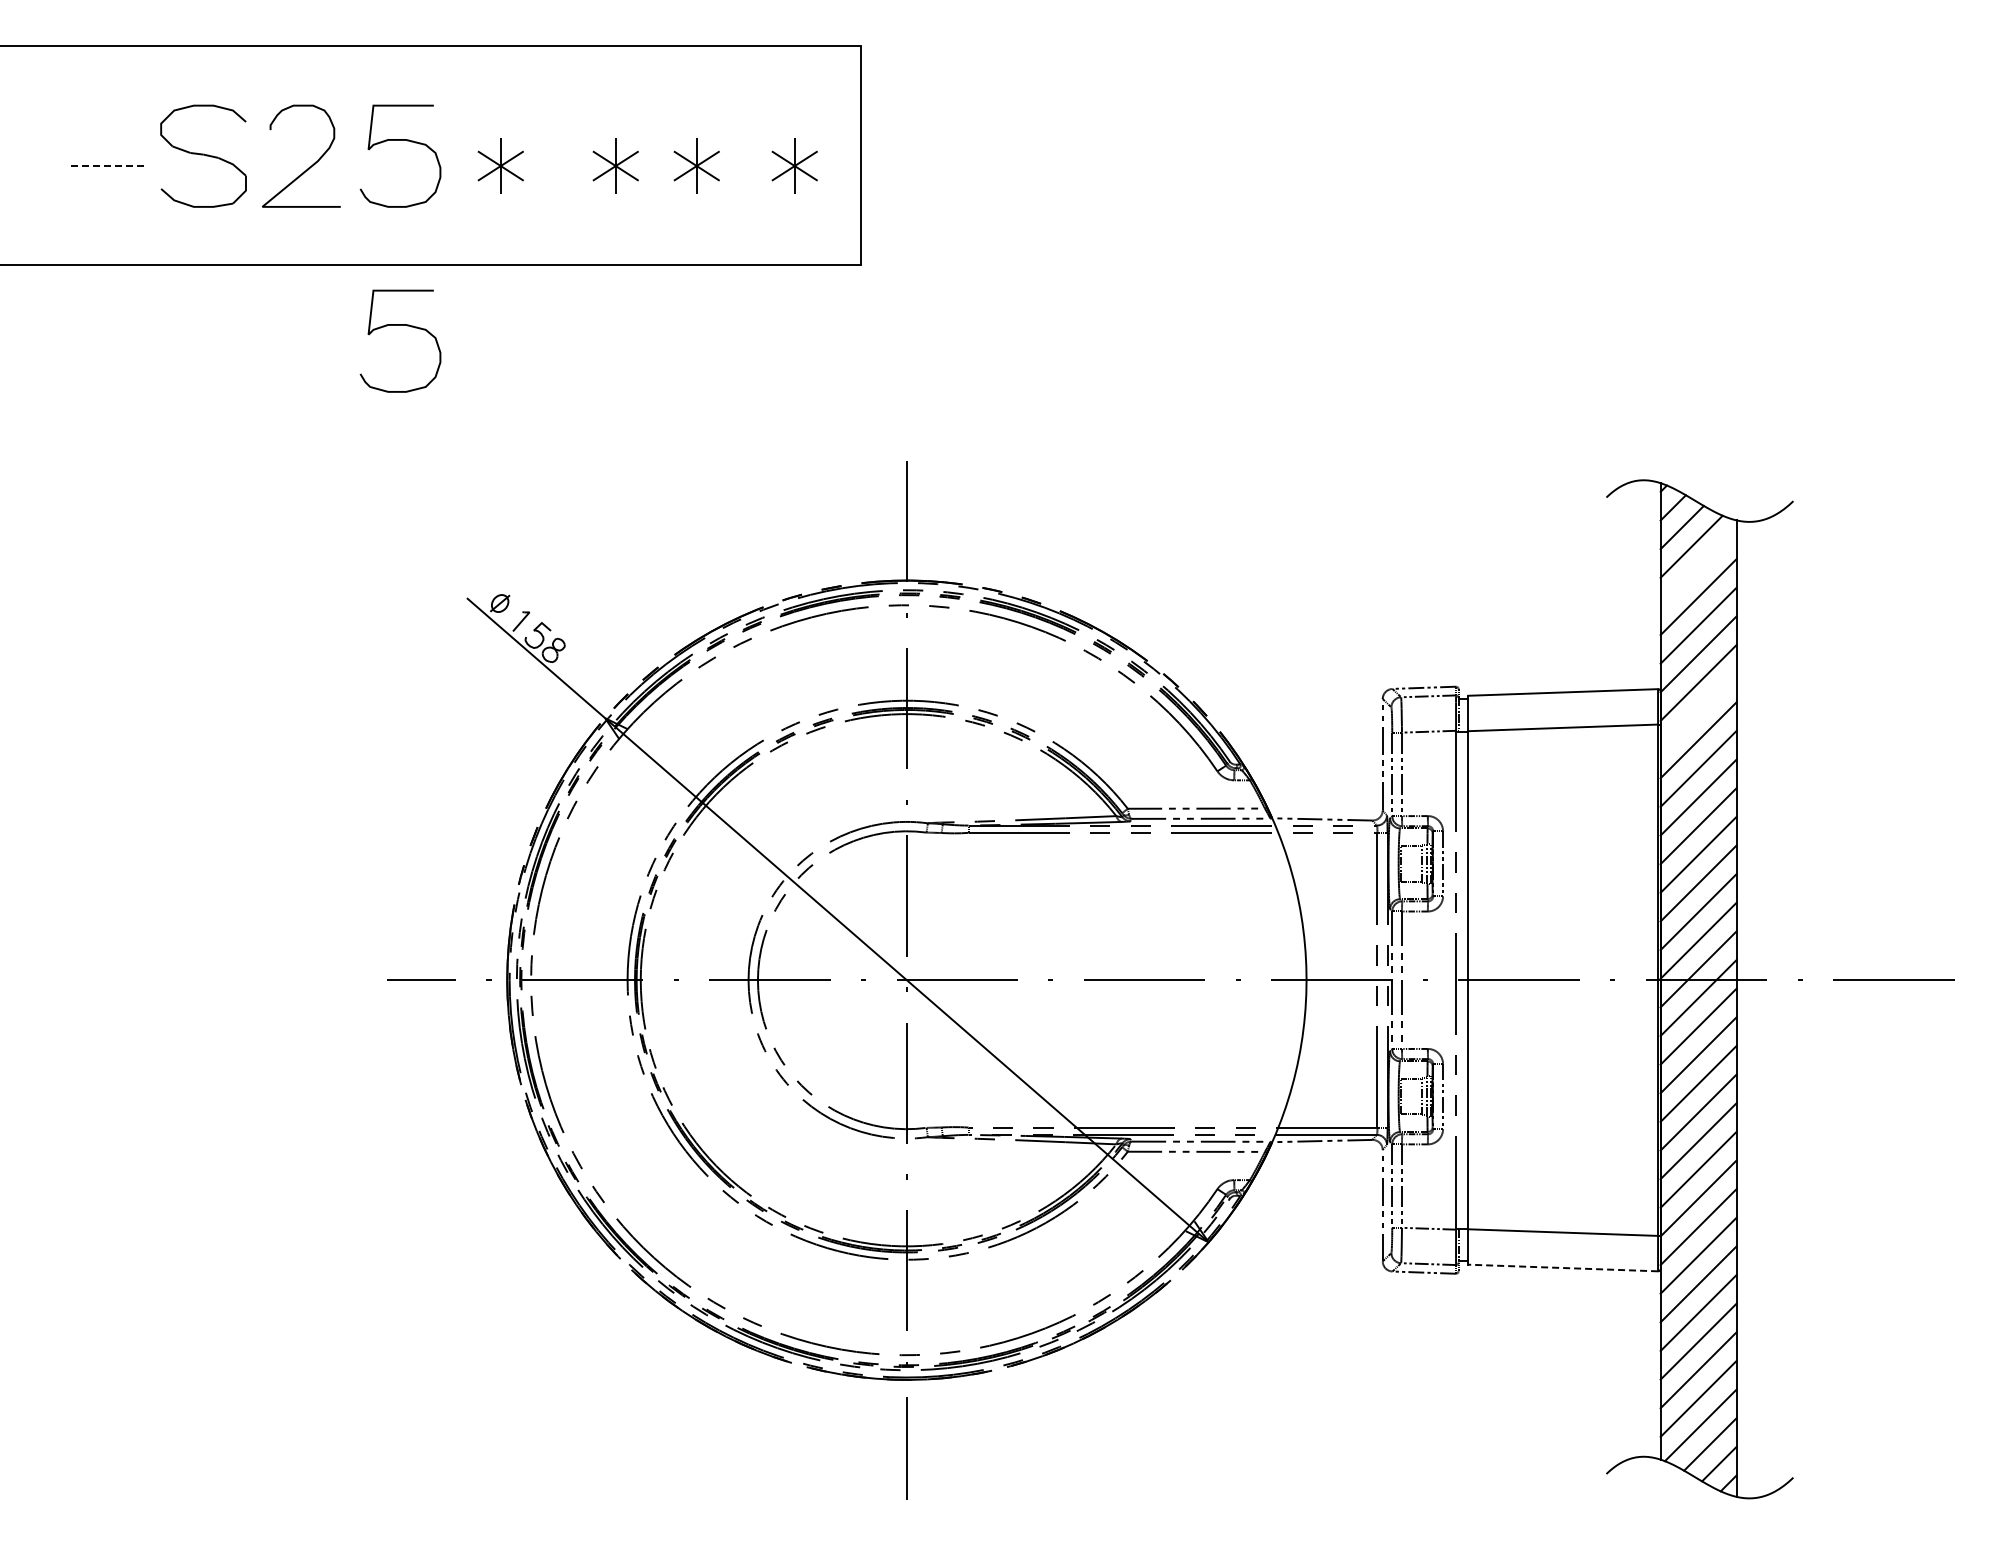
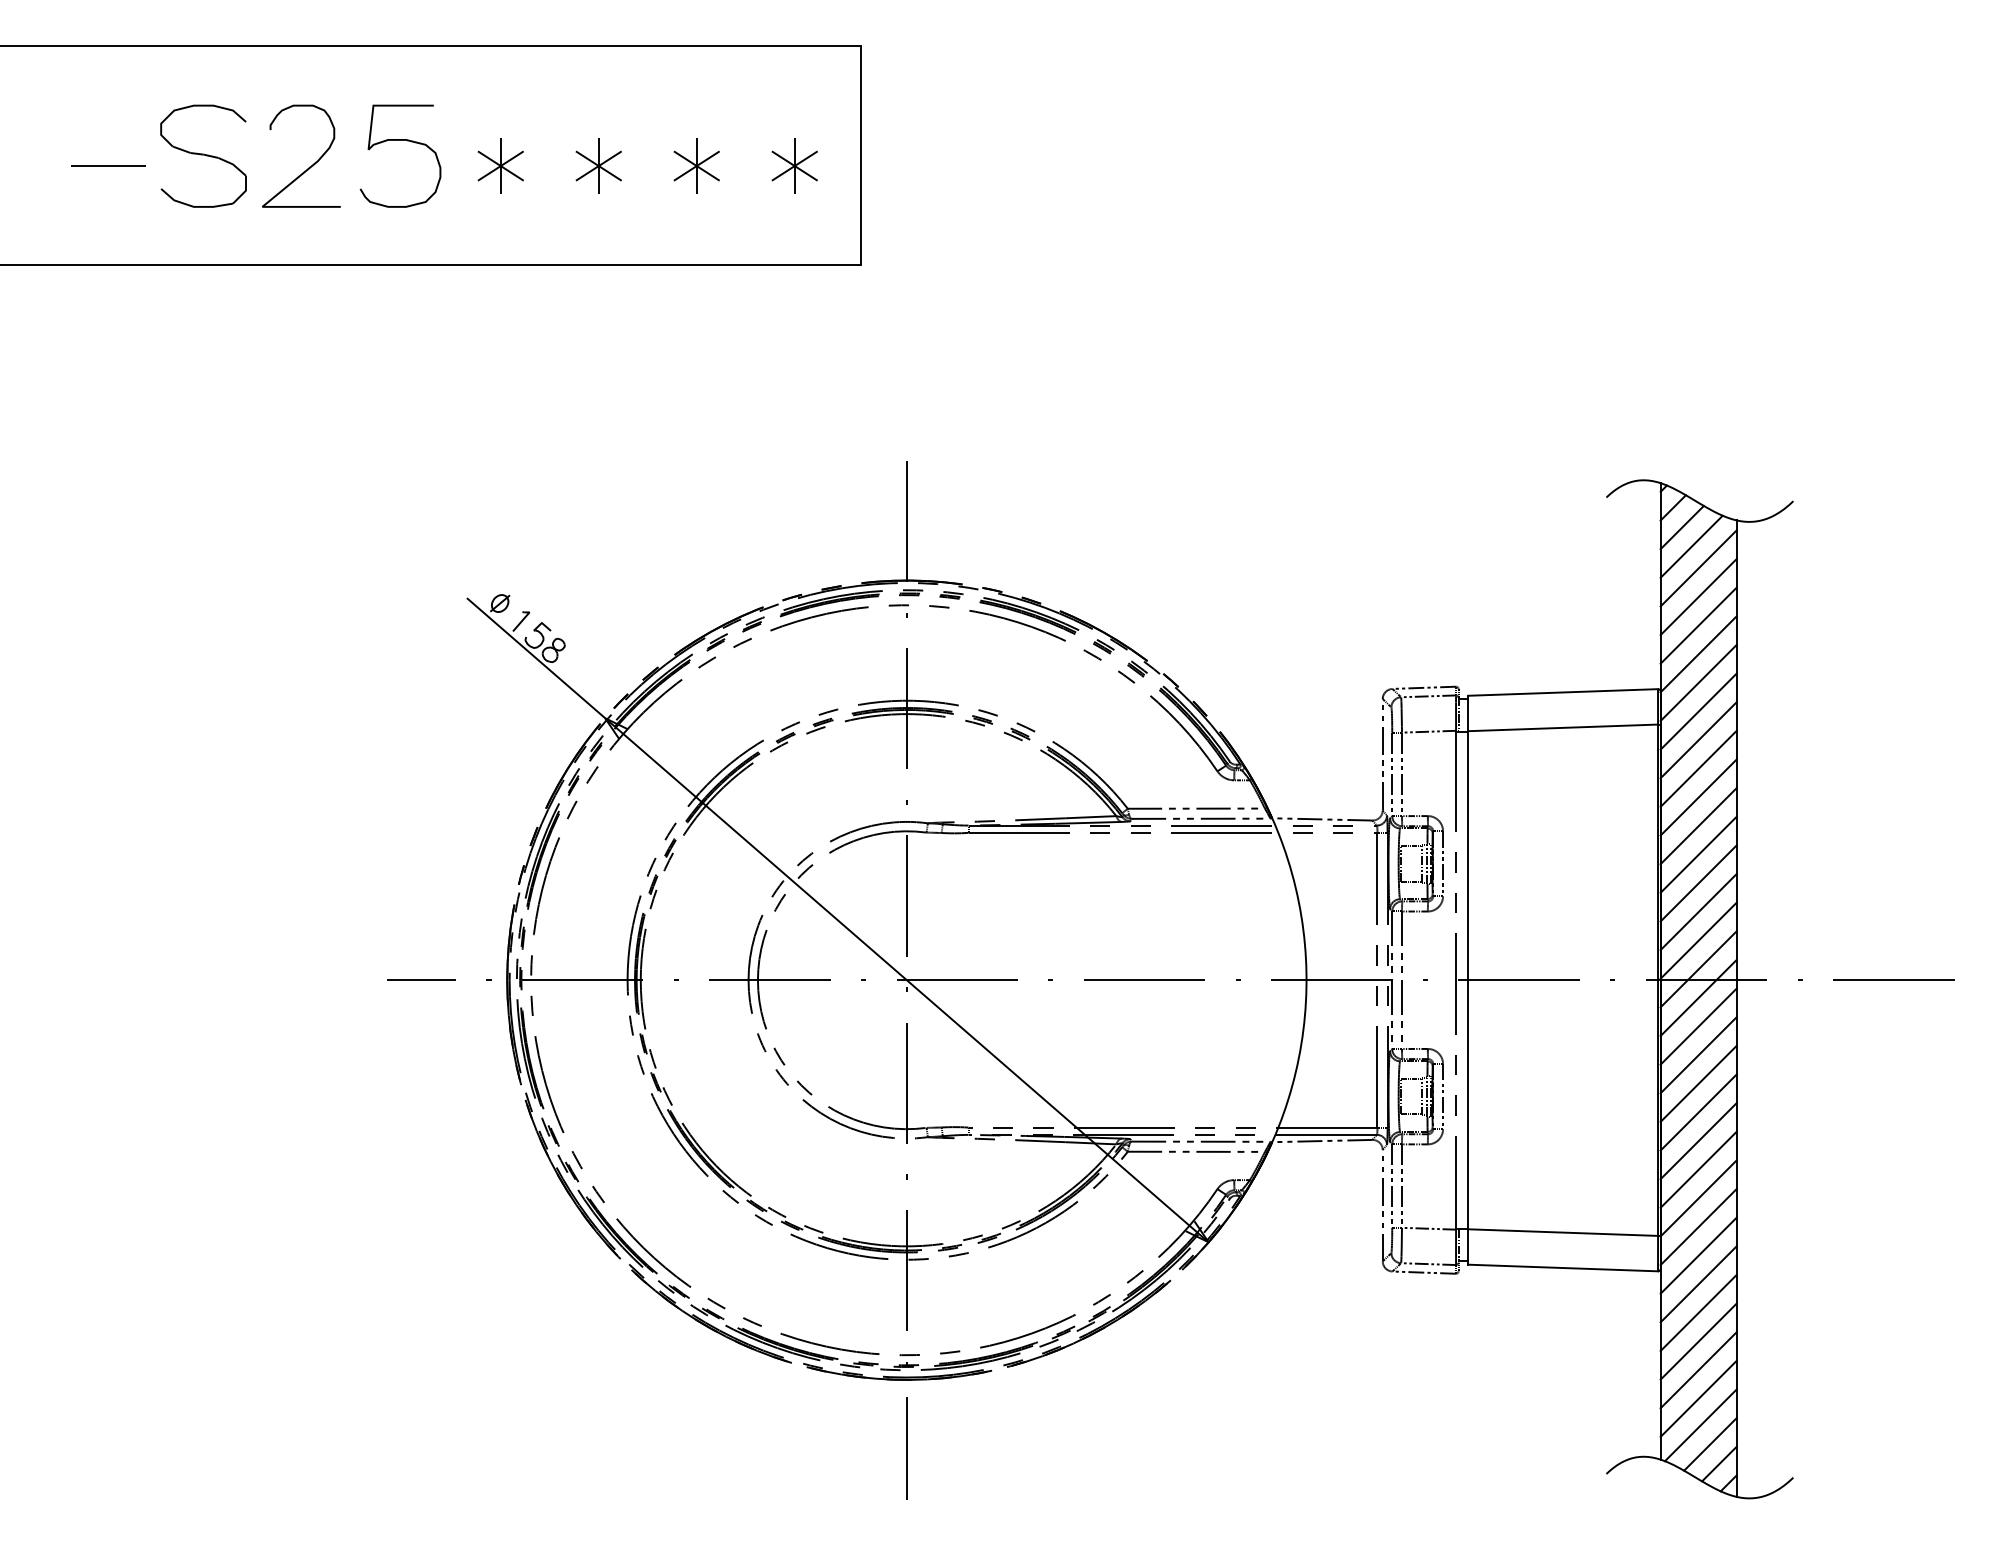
part position: (615, 165) -> (598, 165) (598, 165)
line: dashed -> solid (108, 166)
curve: present -> none (400, 325)
line: none -> present (1698, 568)
line: none -> present (1698, 711)
line: dashed -> solid (1563, 1268)
